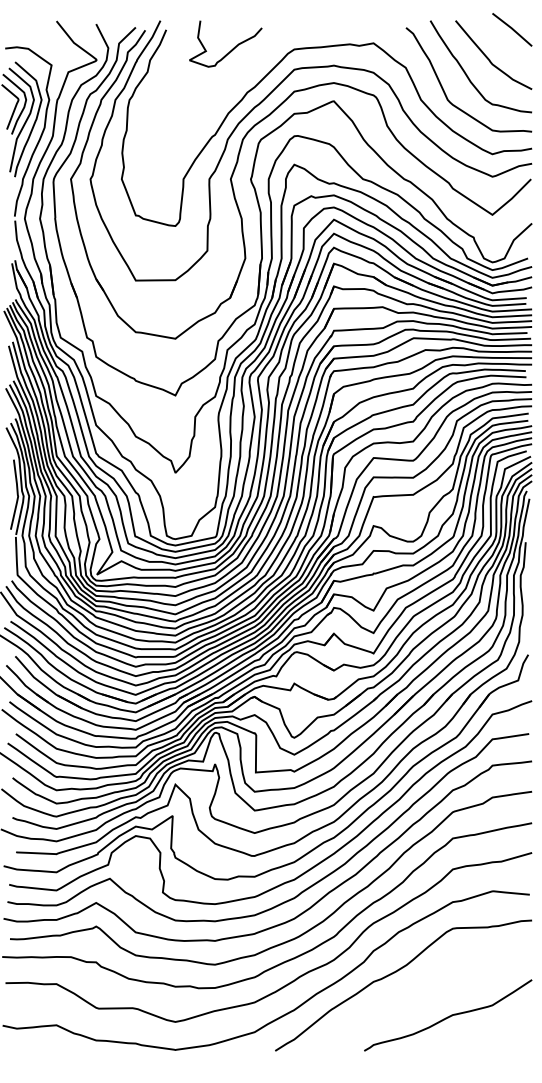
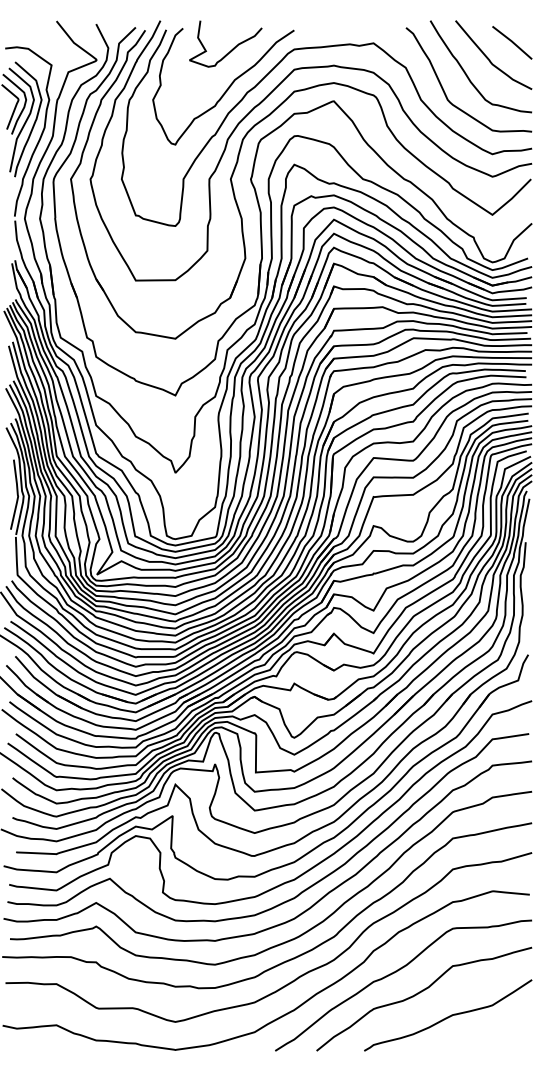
line position: (512, 29) -> (512, 42) (512, 42)
curve: none -> present (226, 89)
curve: none -> present (420, 993)
